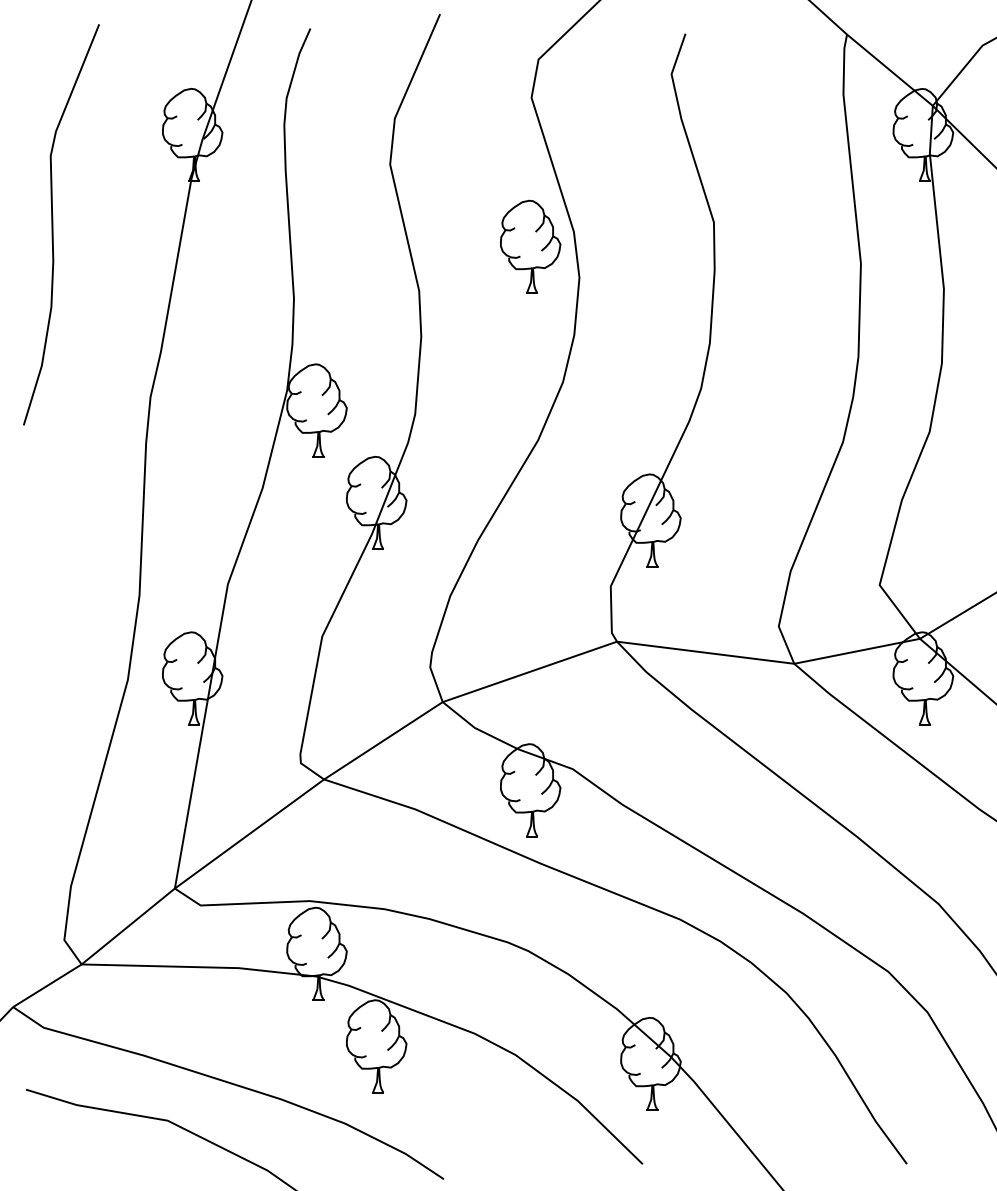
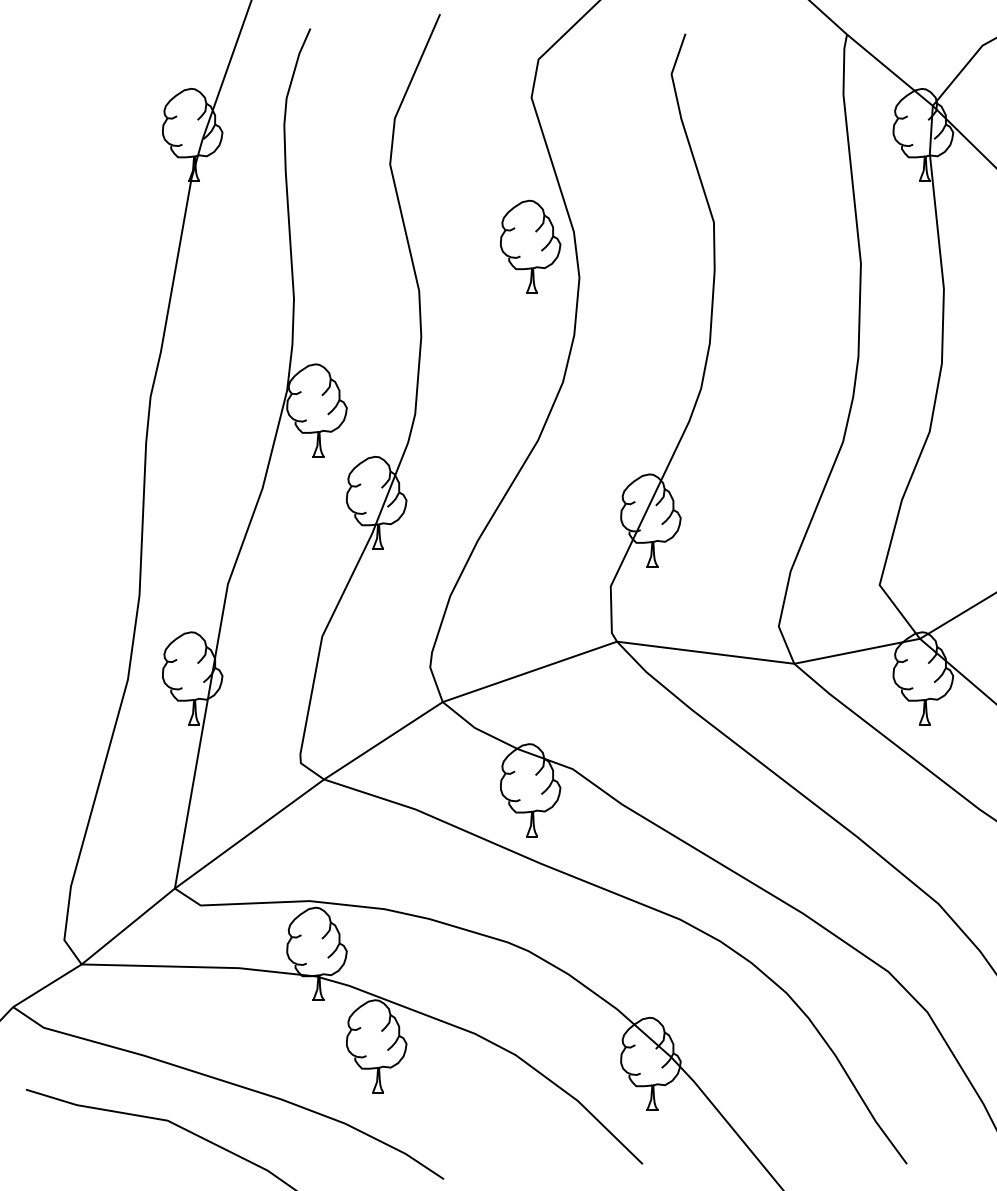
curve: present -> none (53, 224)
